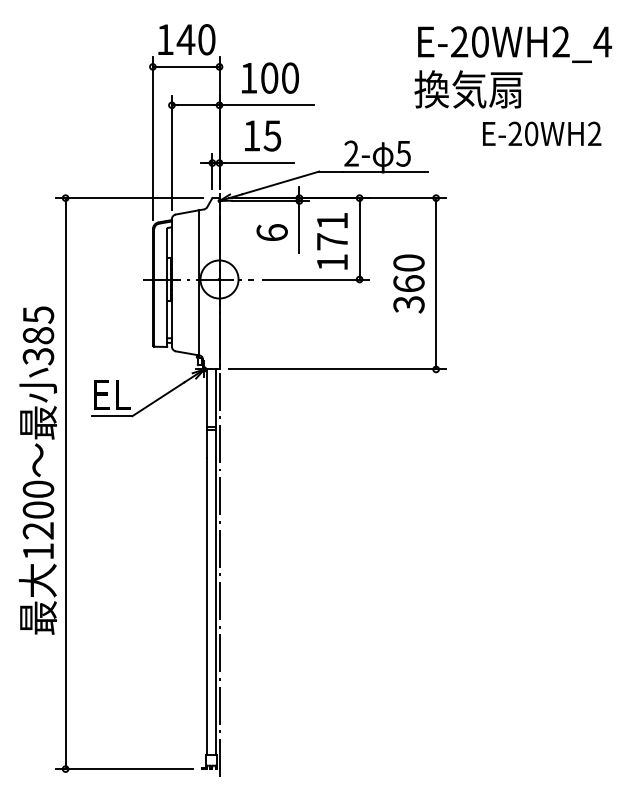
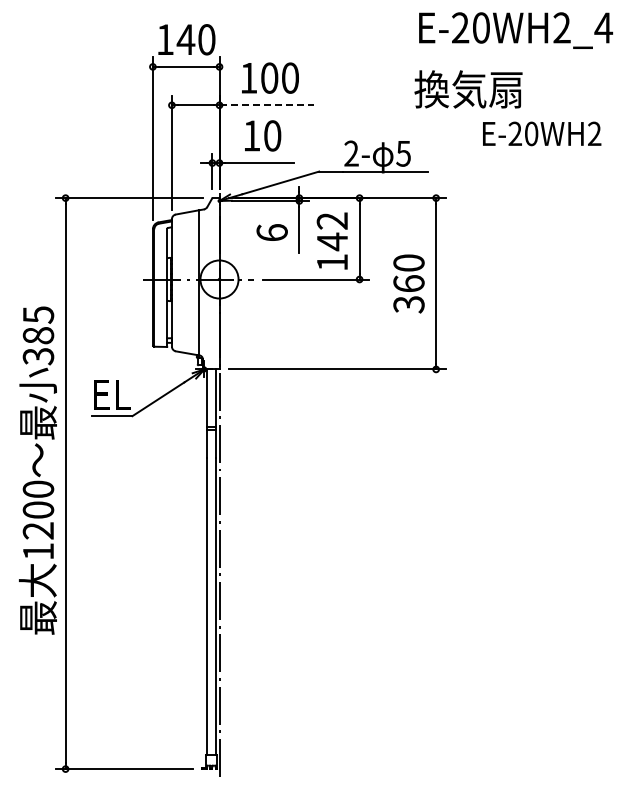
text position: (514, 44) -> (515, 30) (515, 30)
line: solid -> dashed (267, 105)
text: 15 -> 10 (272, 135)
text: 171 -> 142 (331, 231)
